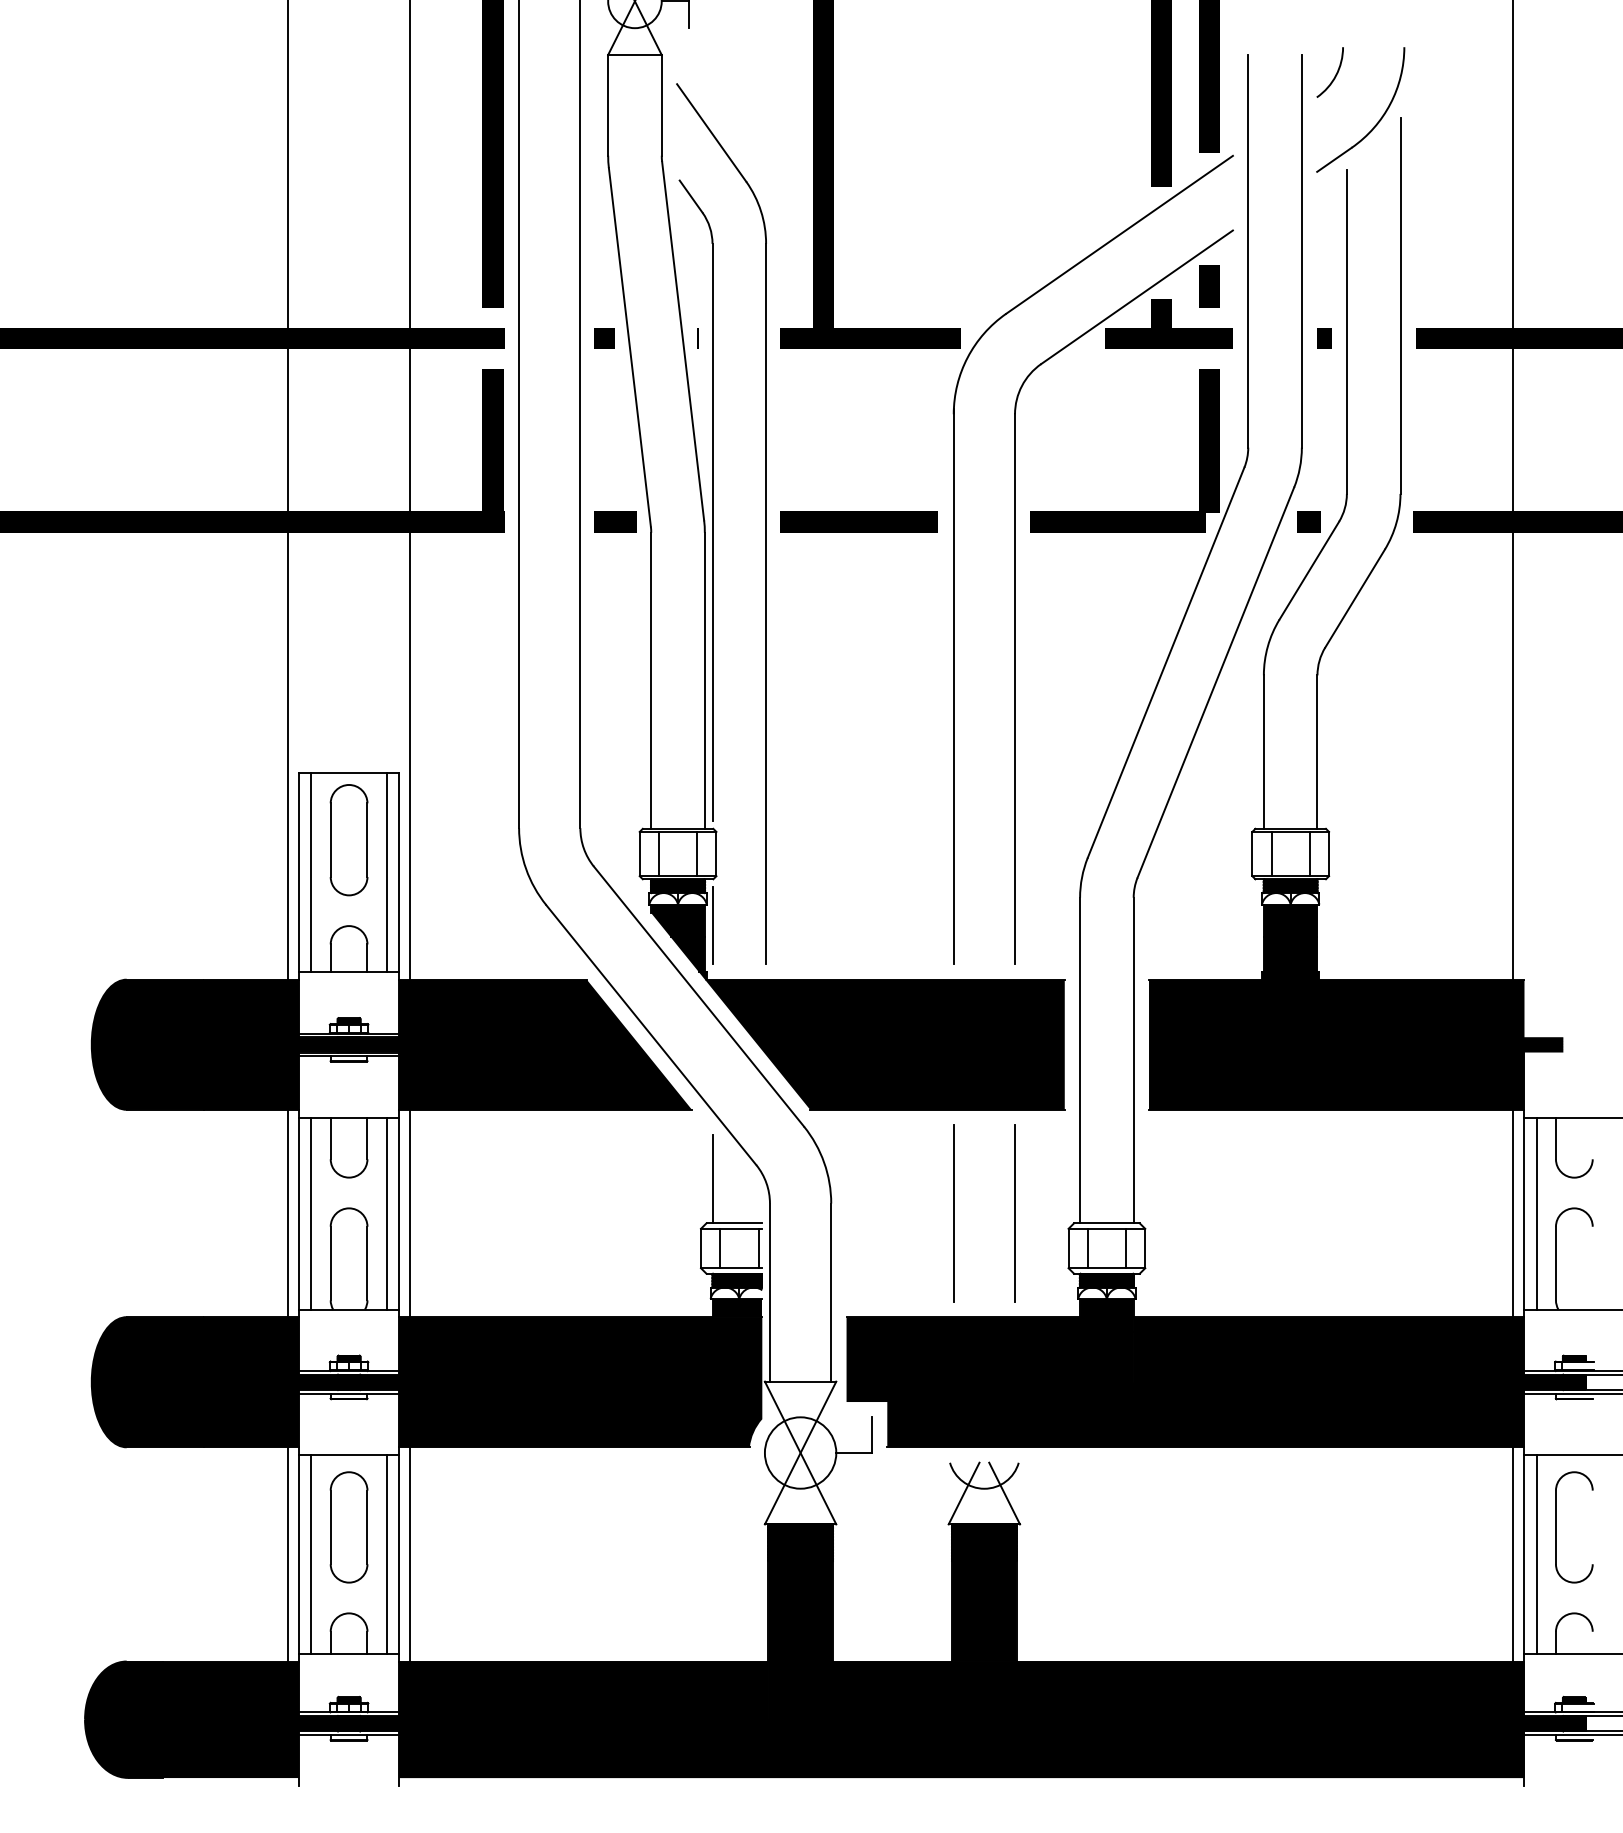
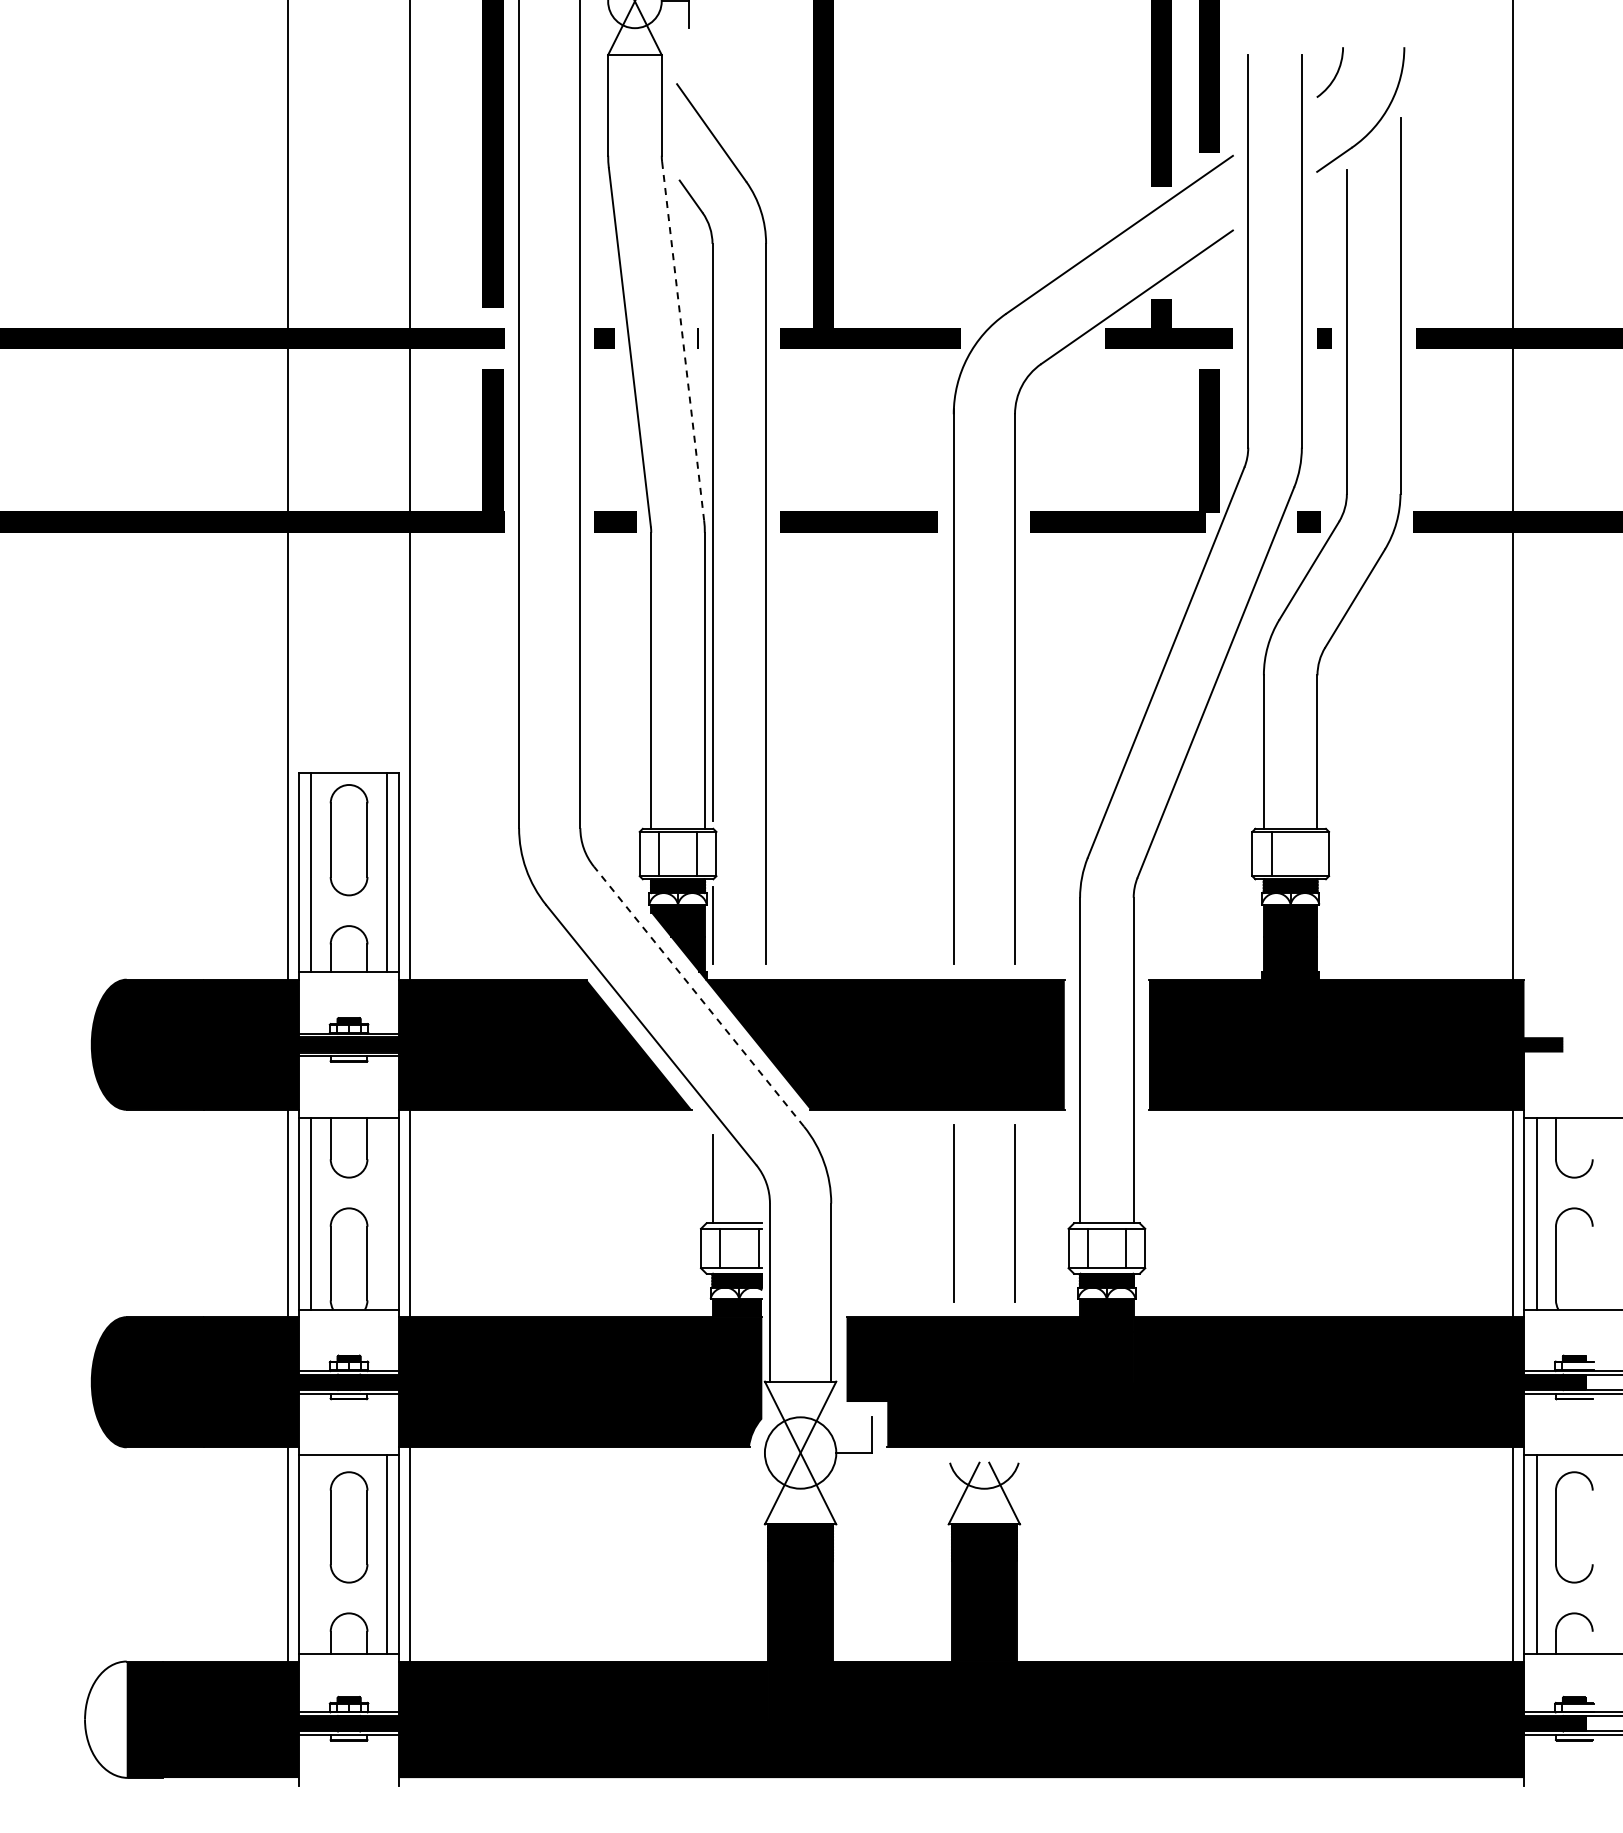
line: present -> none (1209, 286)
line: solid -> dashed (683, 341)
line: present -> none (1309, 853)
line: solid -> dashed (698, 996)
line: present -> none (386, 1213)
line: present -> none (311, 1554)
fill: present -> none (123, 1719)
